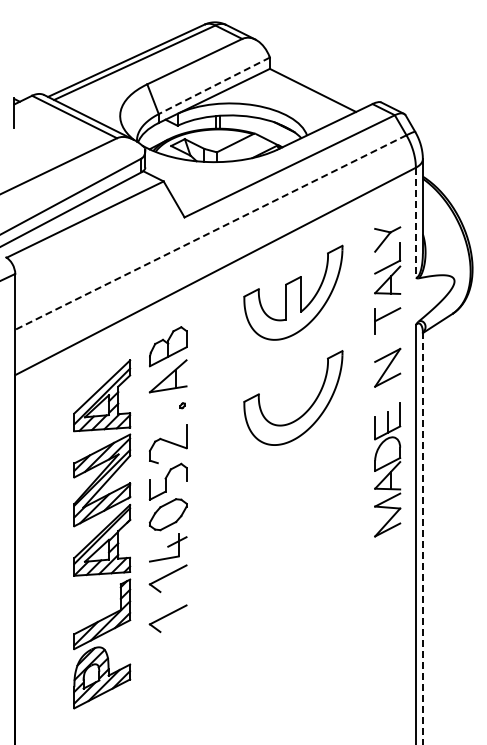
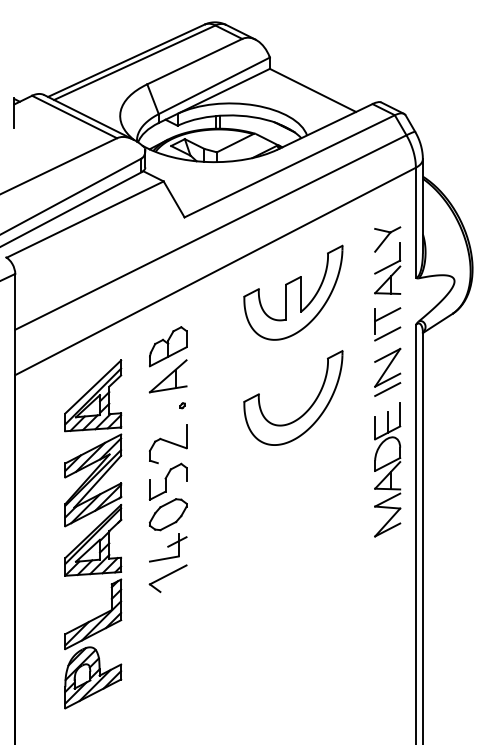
line: dashed -> solid (213, 86)
line: dashed -> solid (415, 223)
line: dashed -> solid (210, 232)
line: none -> present (387, 333)
line: none -> present (387, 389)
part position: (102, 534) -> (93, 534) (93, 534)
line: dashed -> solid (422, 539)
part: present -> none (167, 618)
